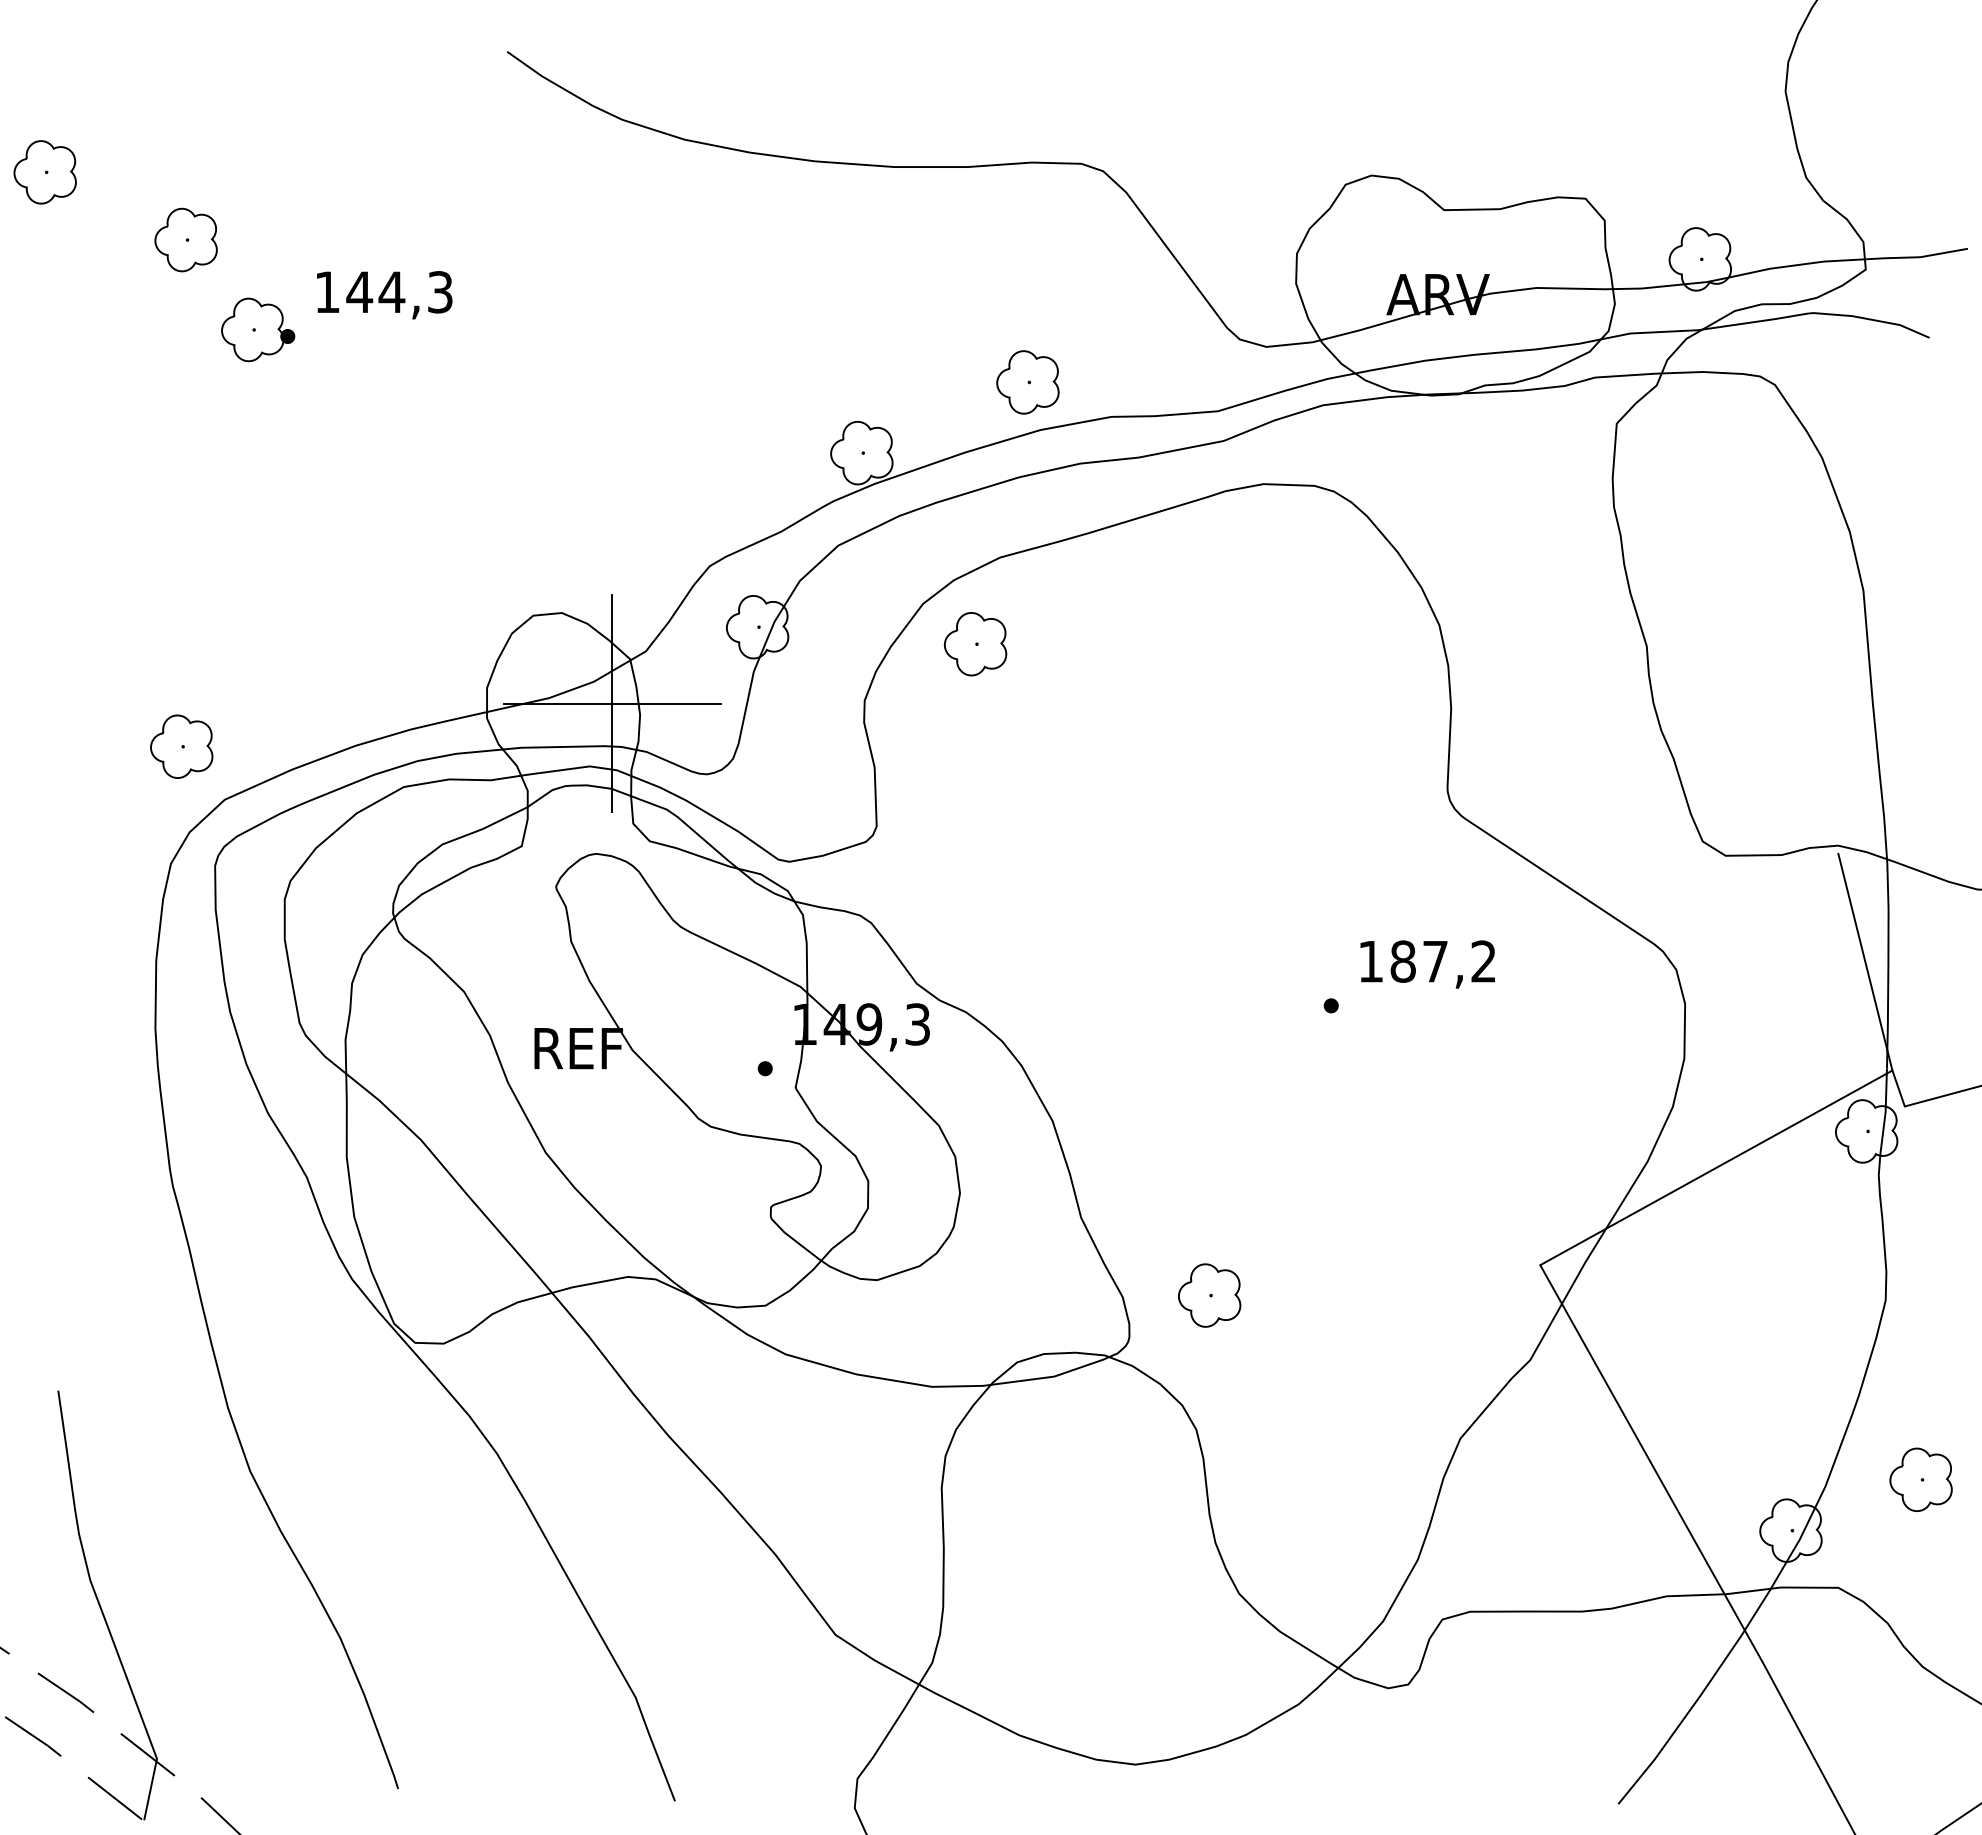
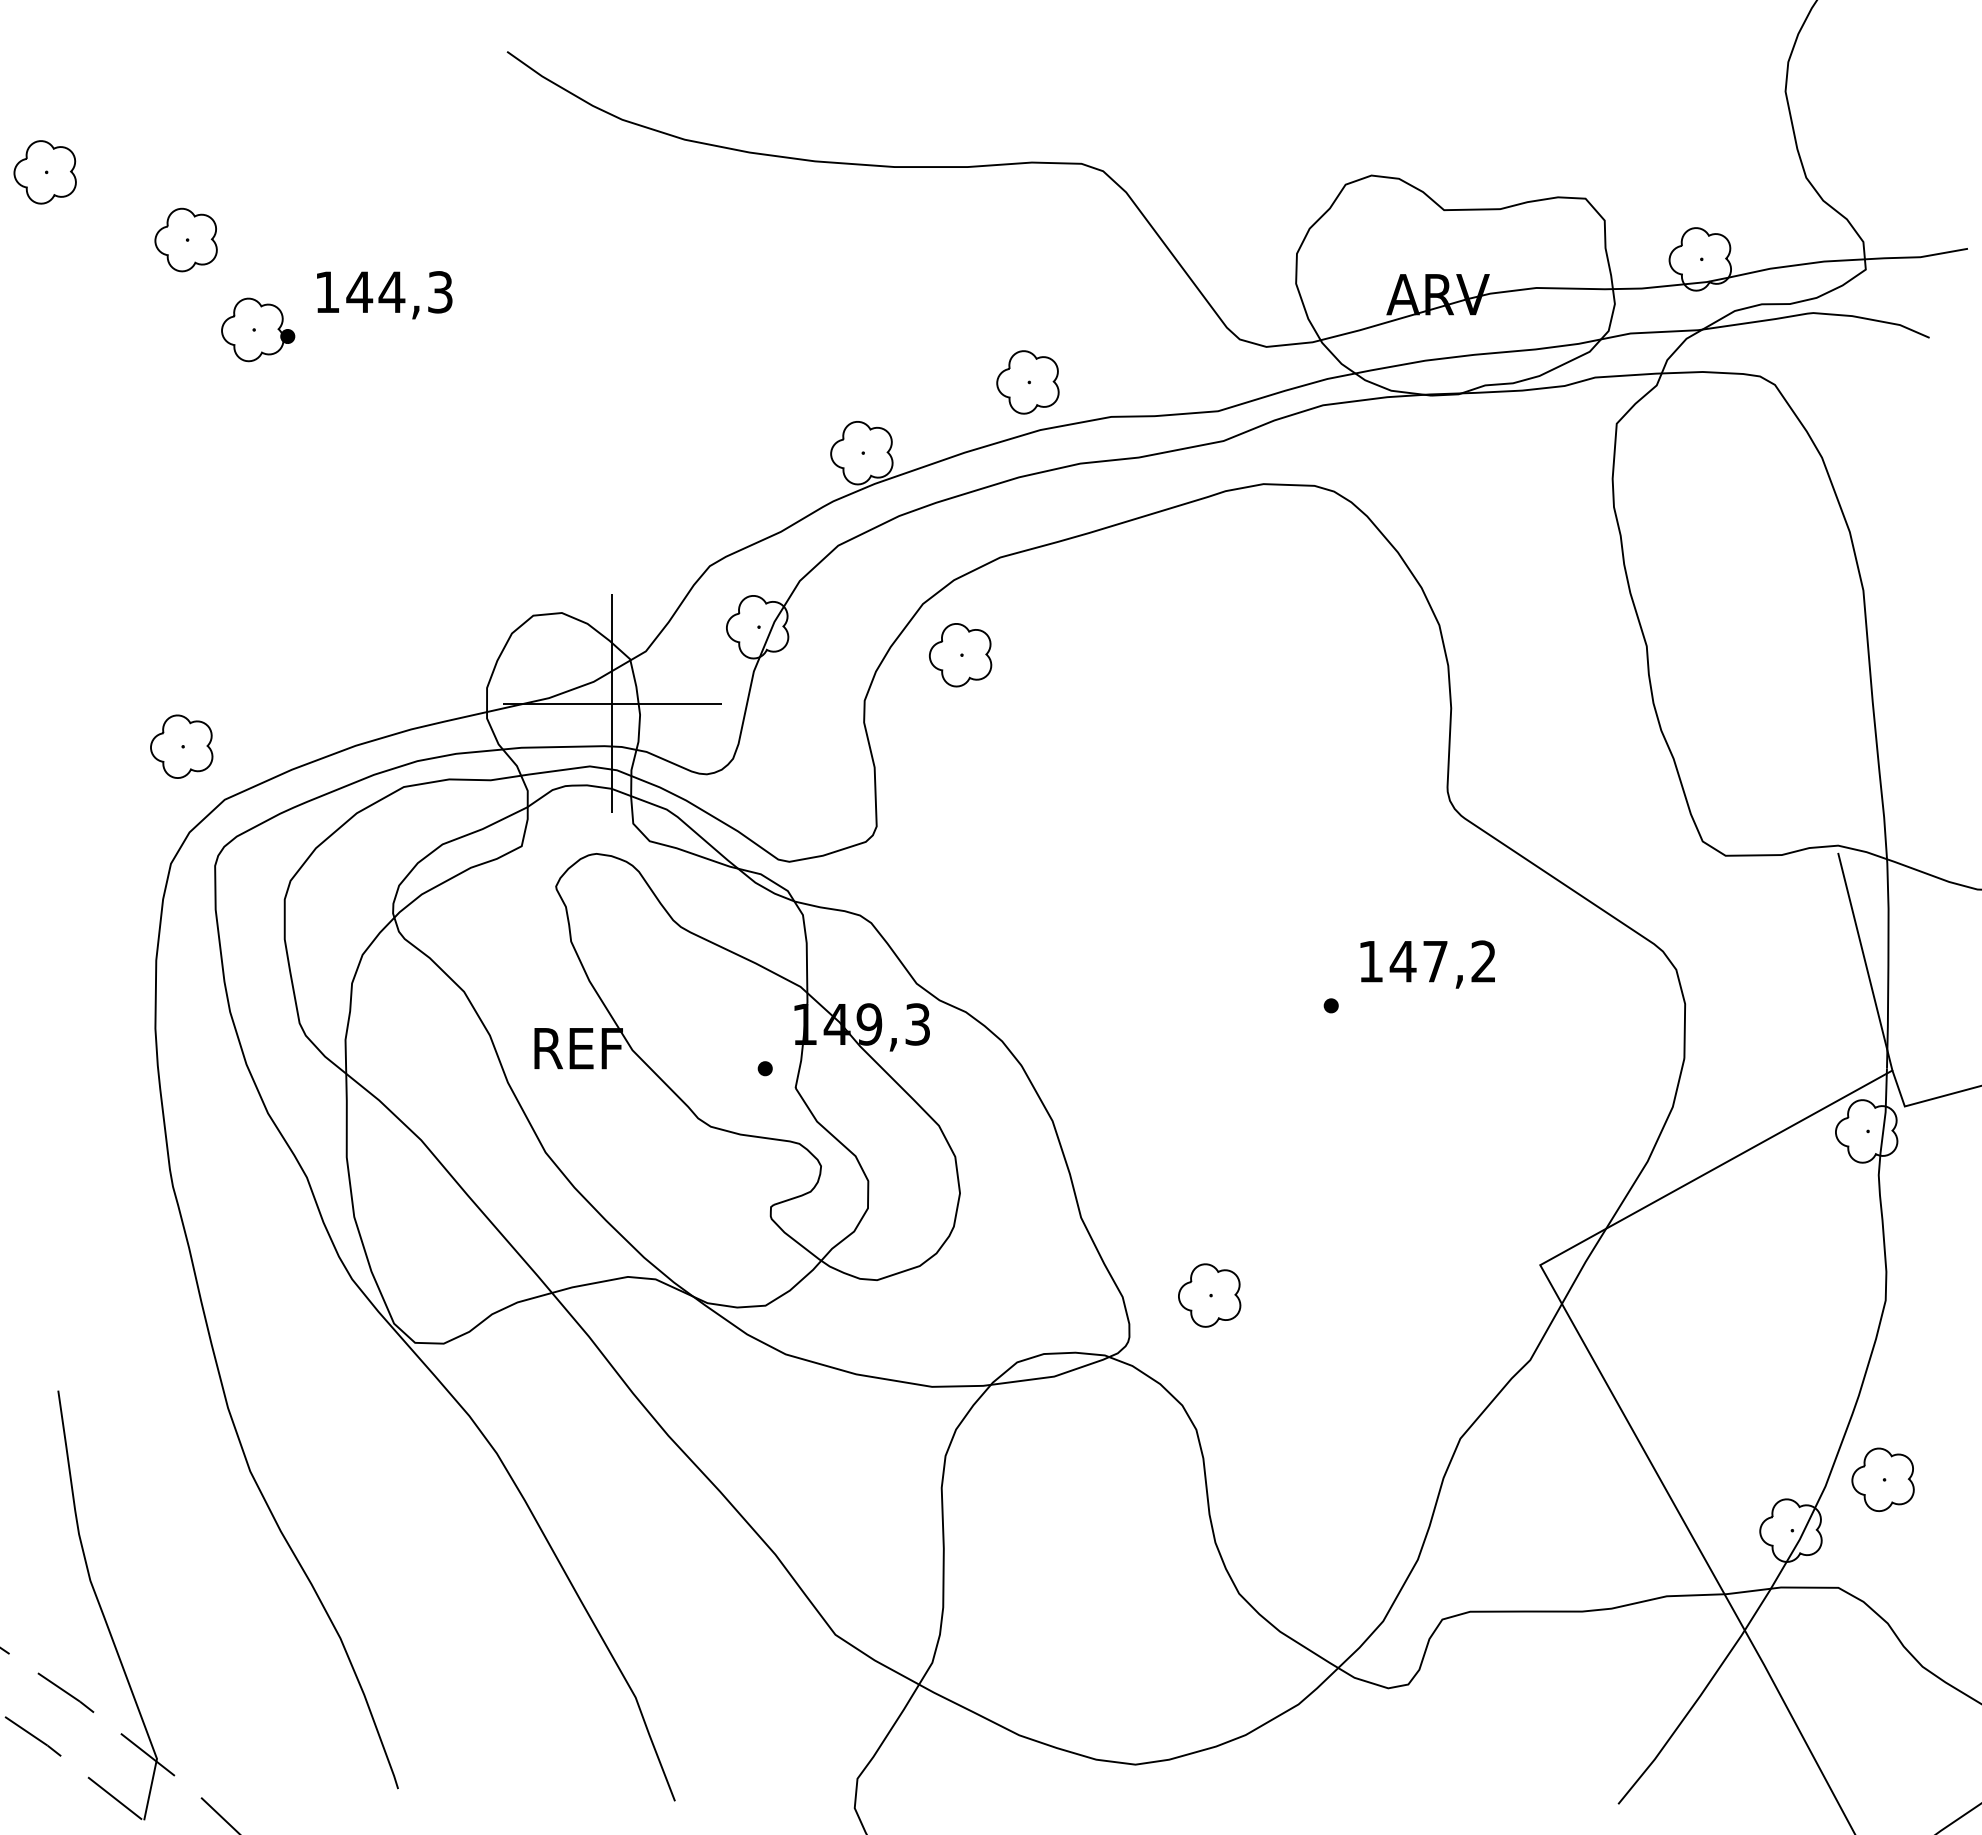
part position: (975, 644) -> (960, 655) (960, 655)
text: 187,2 -> 147,2 (1402, 961)
part position: (1920, 1479) -> (1882, 1479) (1882, 1479)
